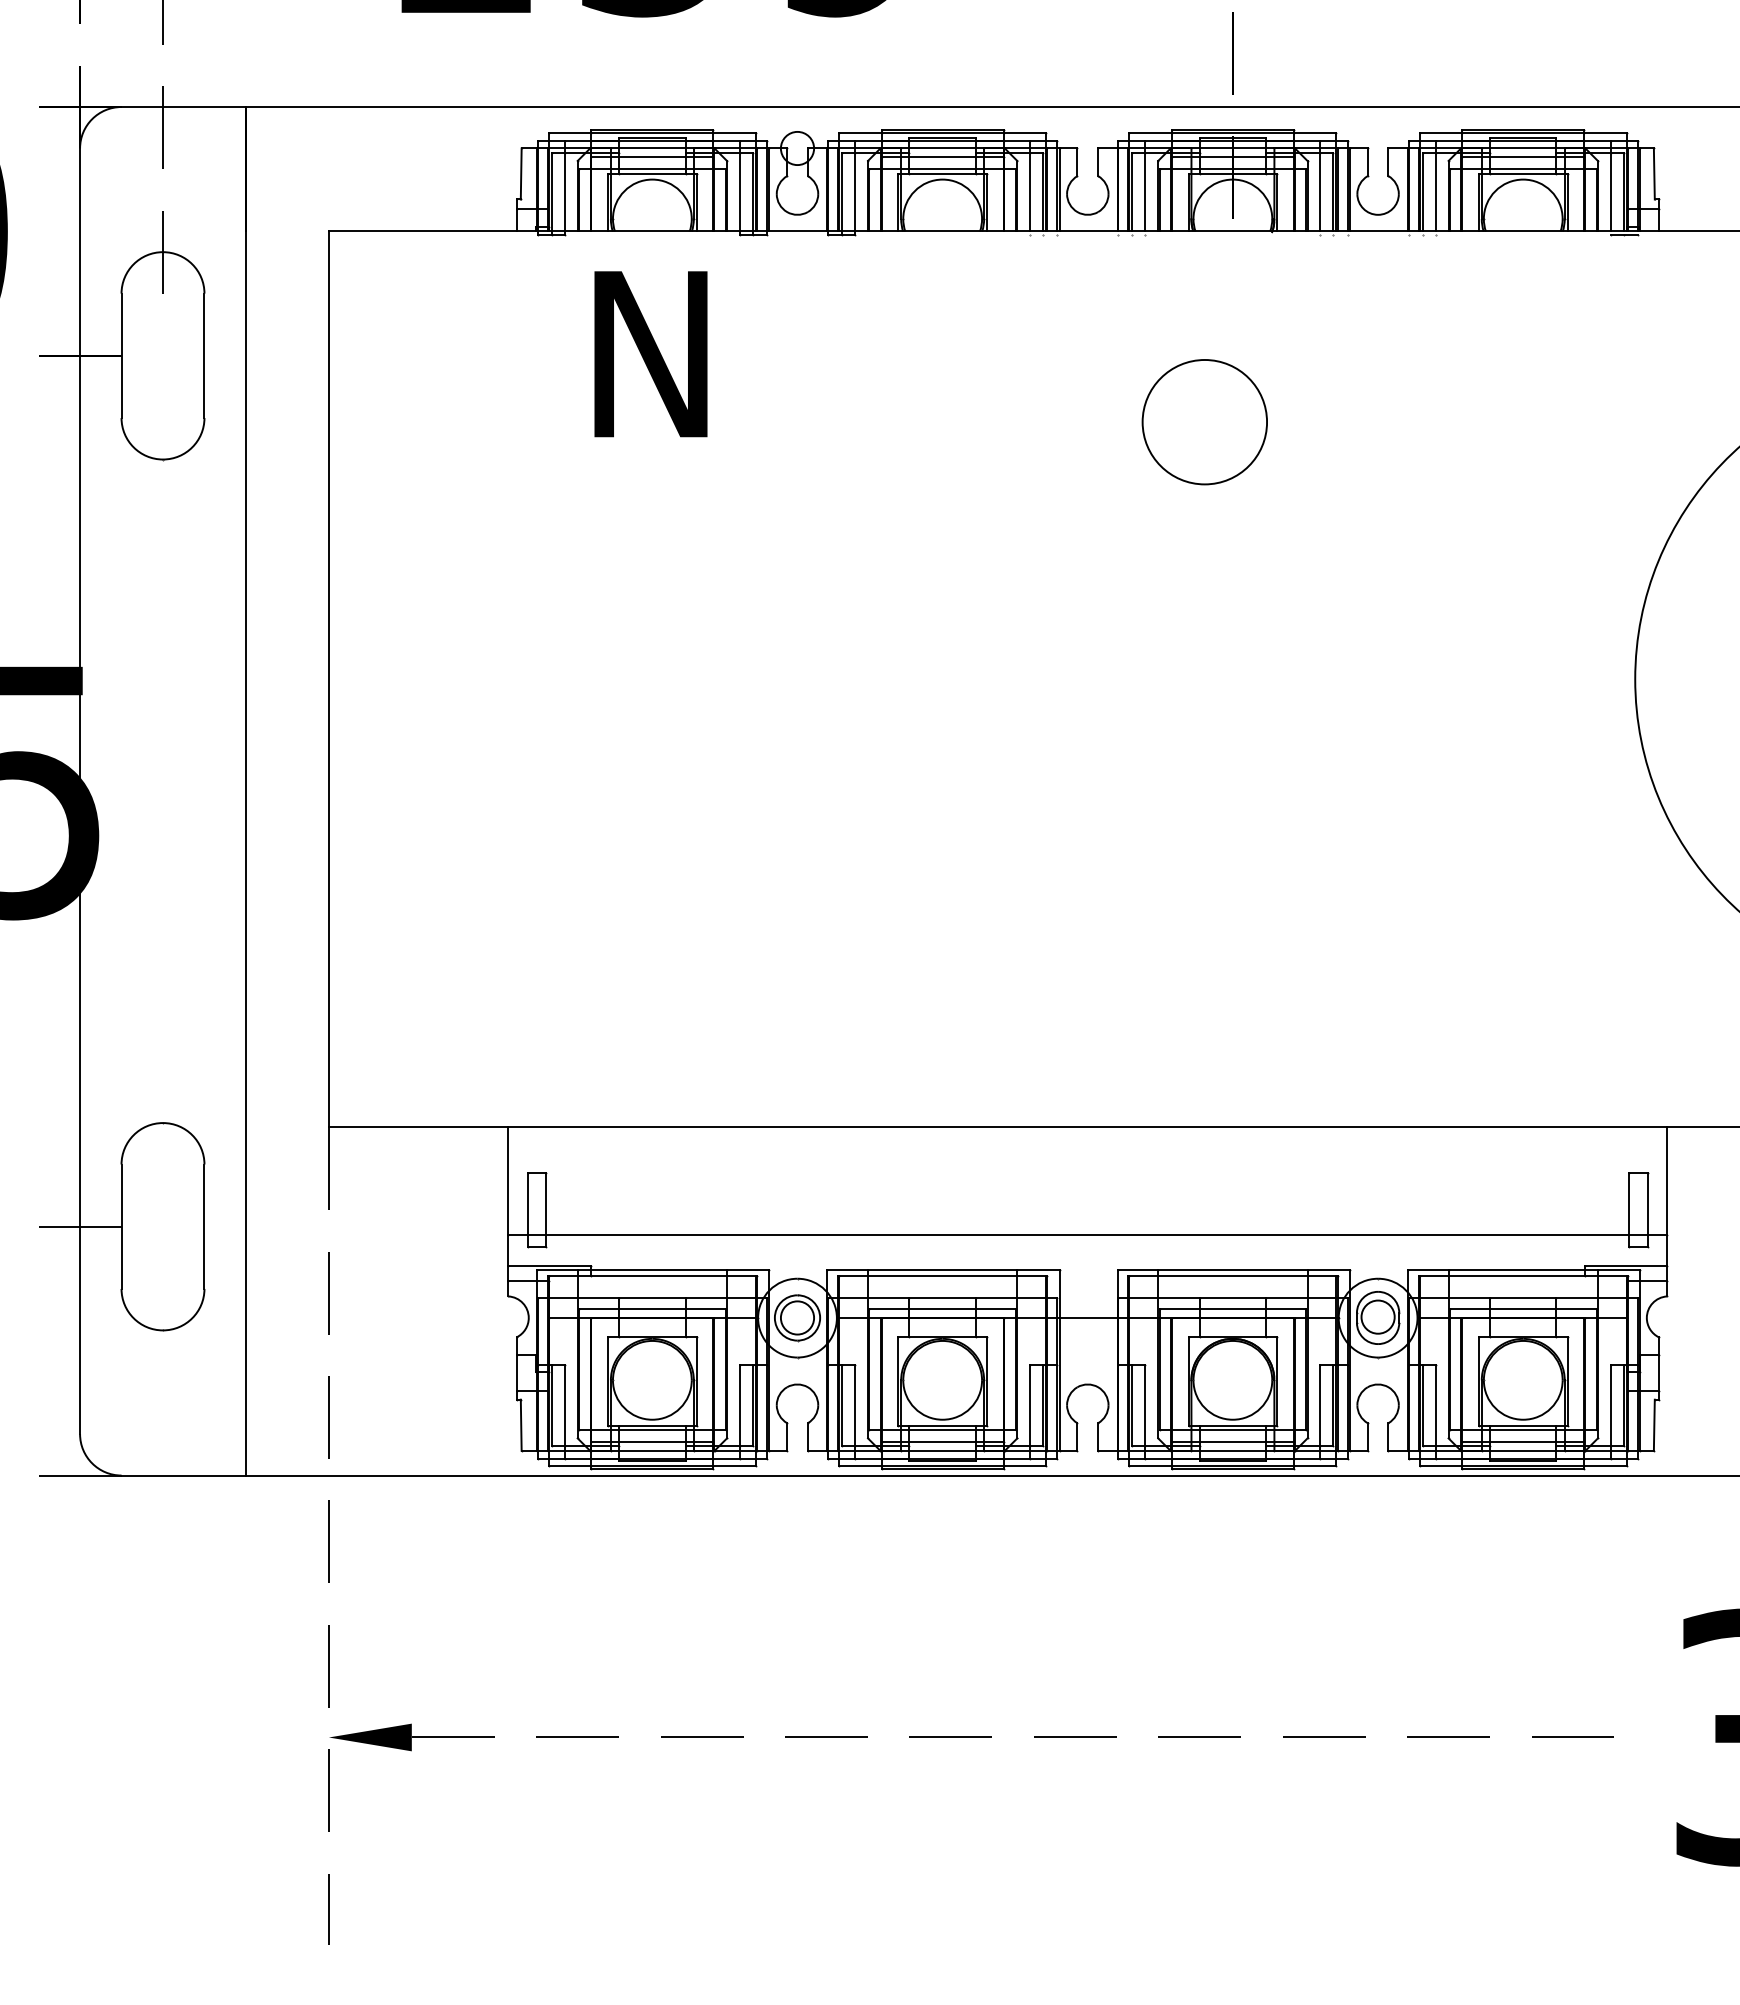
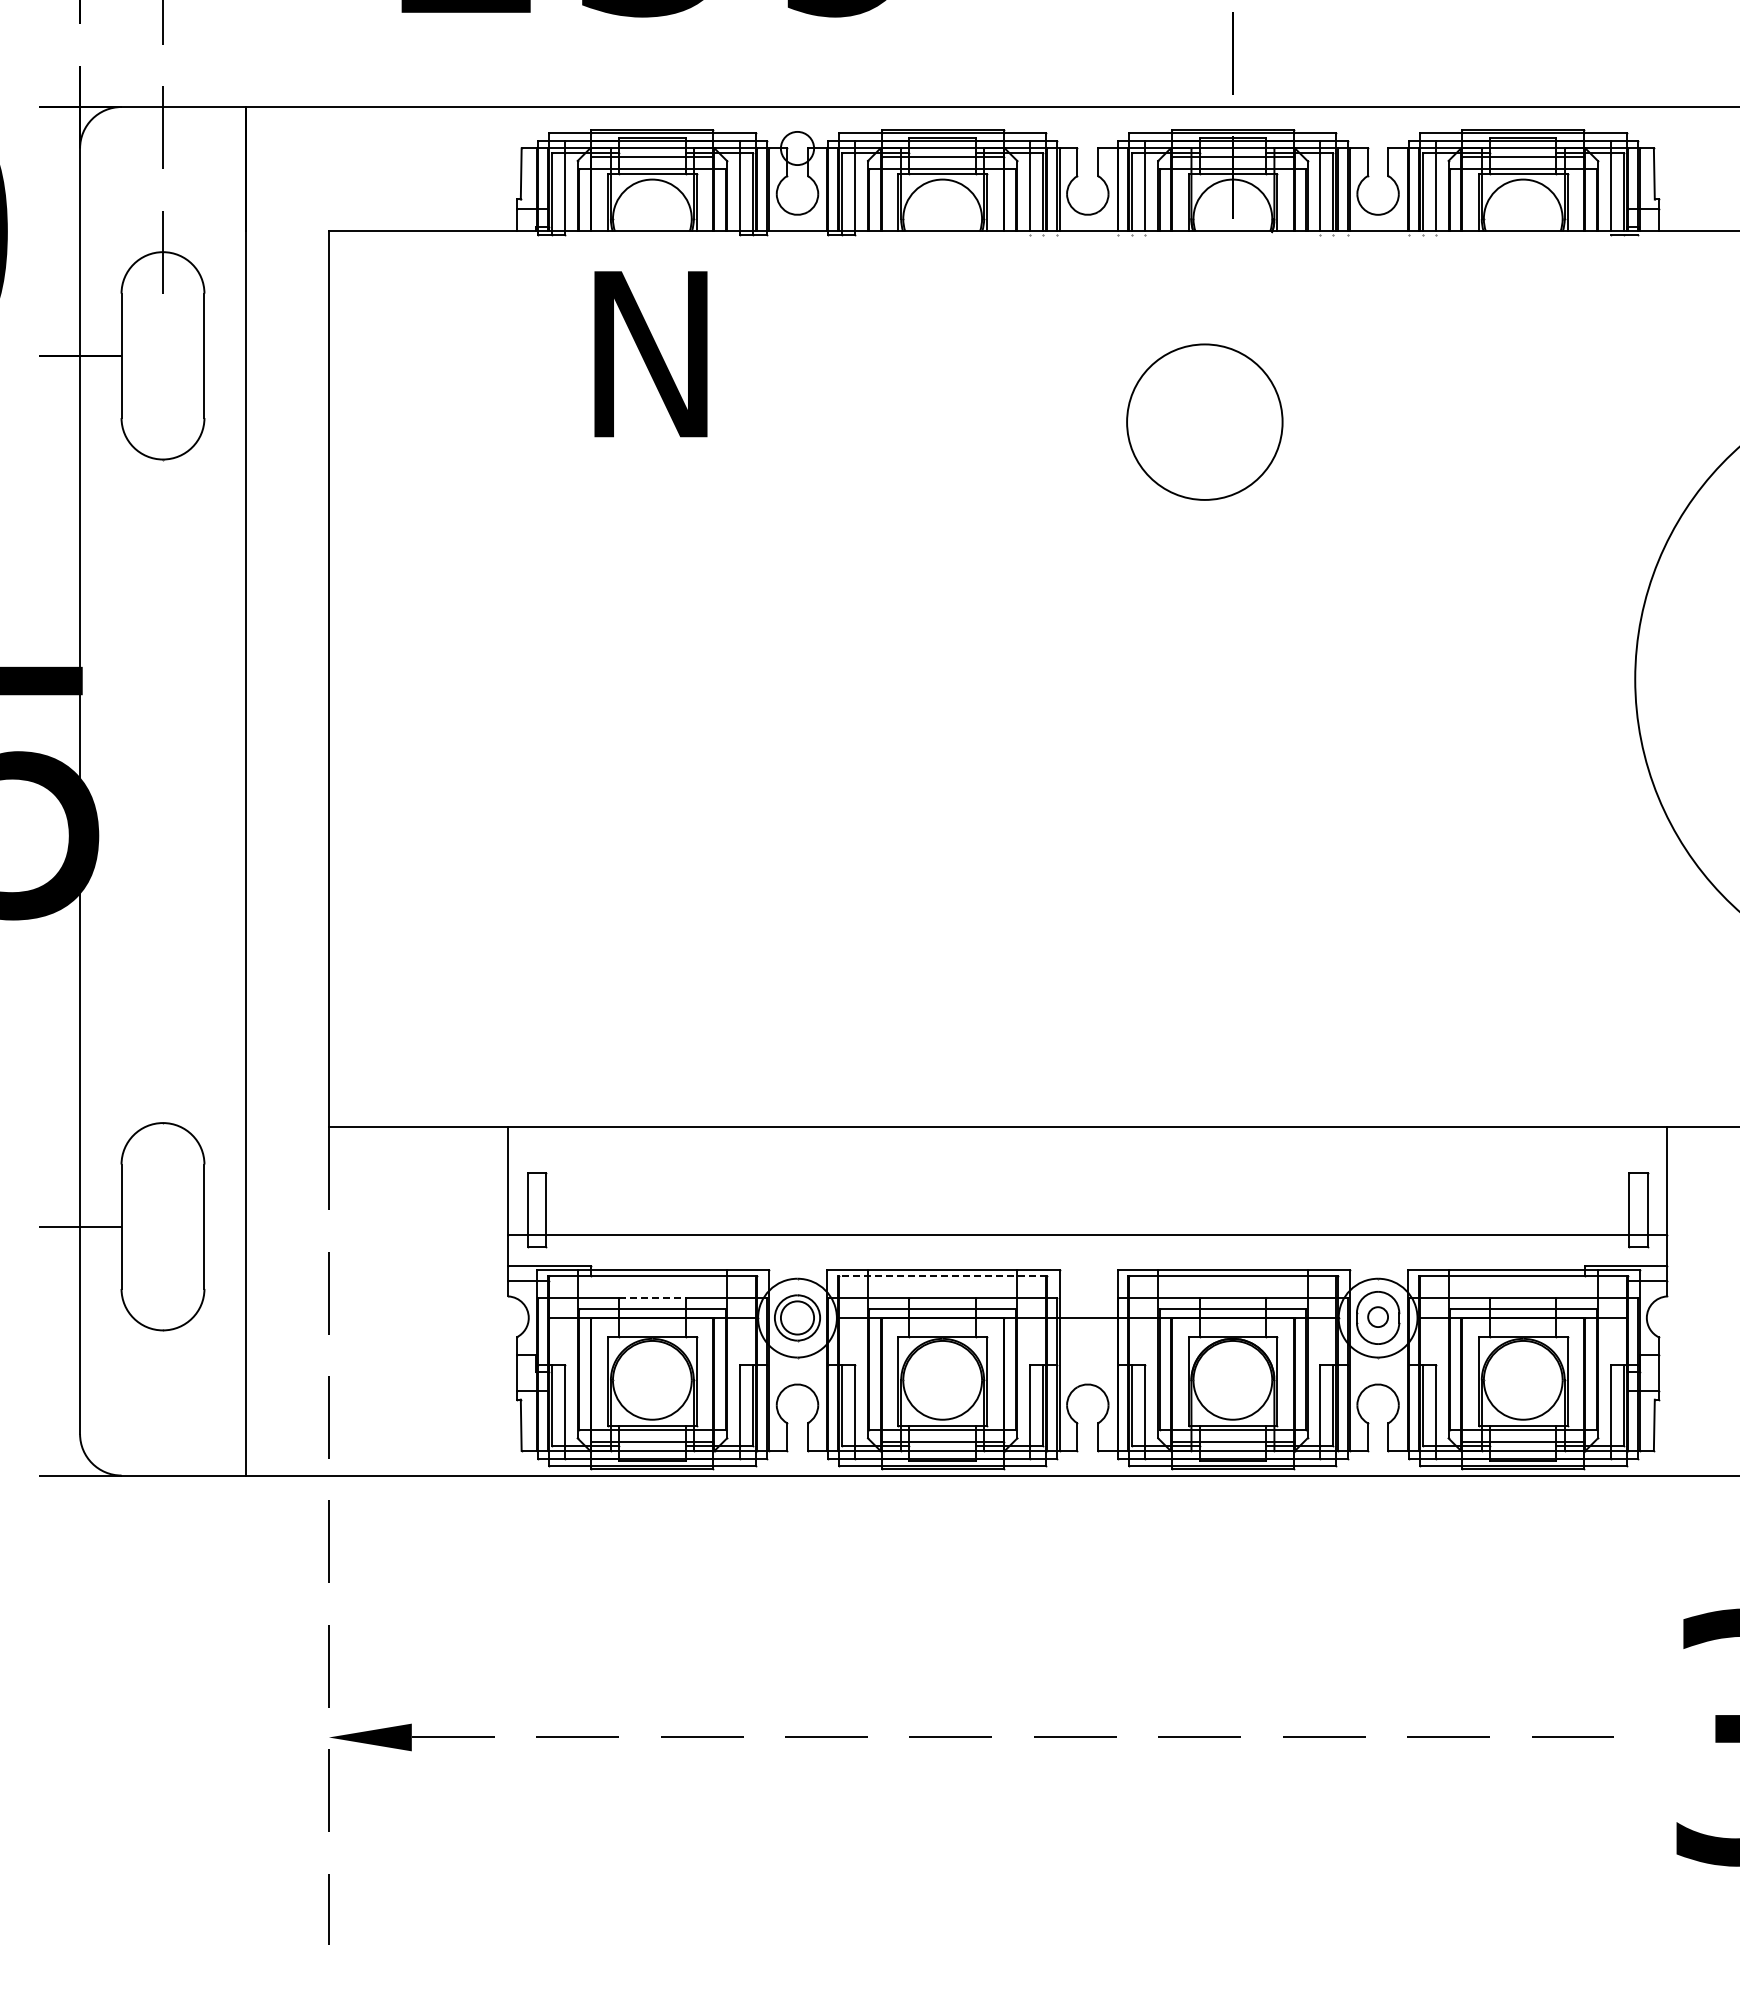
circle diameter: 124 px -> 156 px (1204, 421)
line: solid -> dashed (942, 1275)
line: solid -> dashed (652, 1298)
circle diameter: 33 px -> 20 px (1378, 1317)
